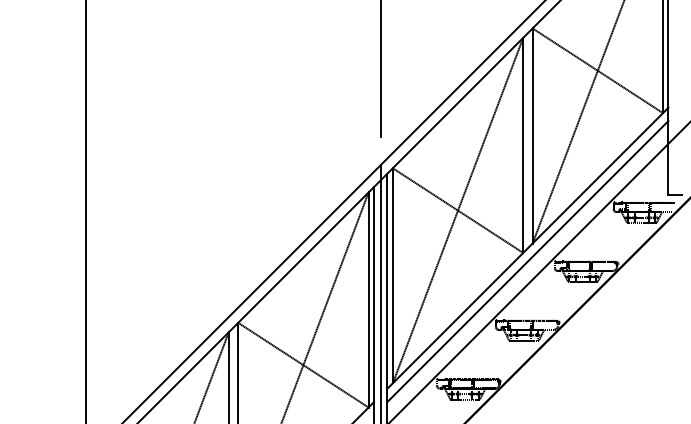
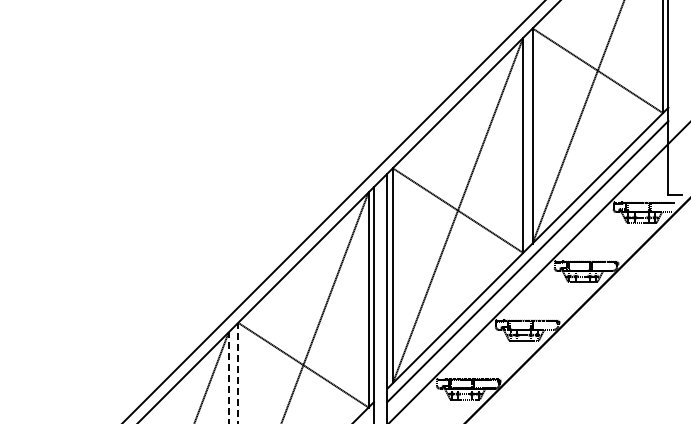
line: present -> none (380, 69)
line: present -> none (86, 211)
line: present -> none (380, 292)
line: solid -> dashed (238, 372)
line: solid -> dashed (228, 378)
